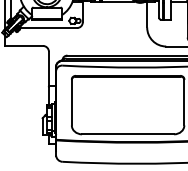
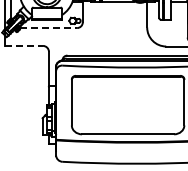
line: solid -> dashed (49, 28)
line: solid -> dashed (24, 45)
